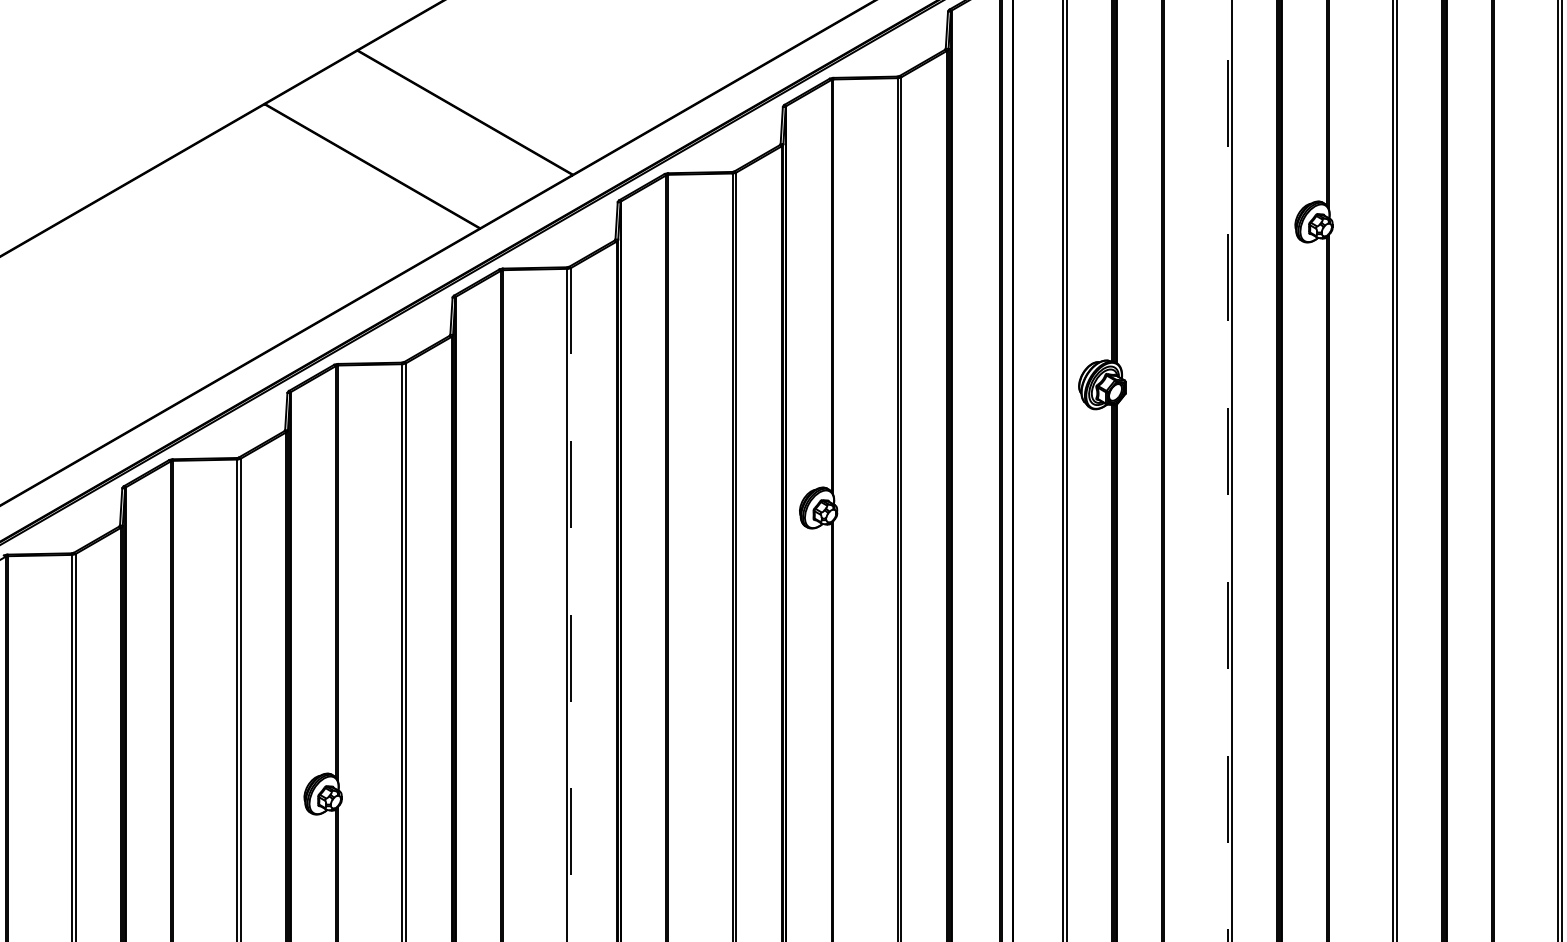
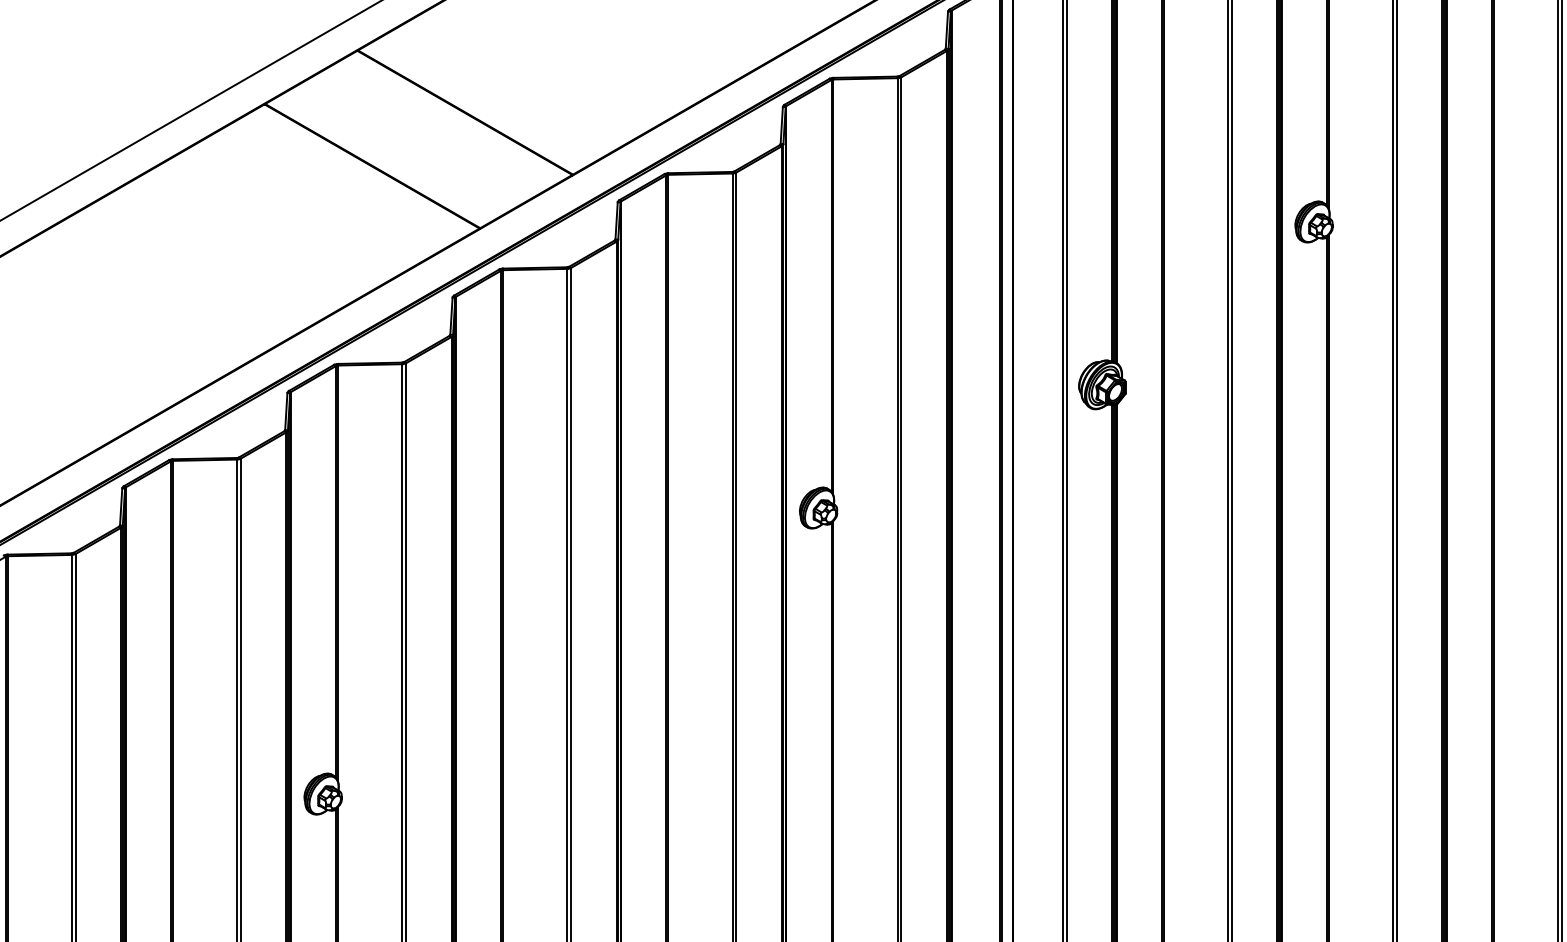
line: none -> present (190, 110)
line: dashed -> solid (1227, 470)
line: dashed -> solid (571, 604)
